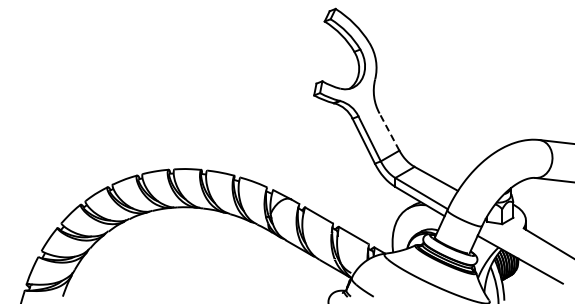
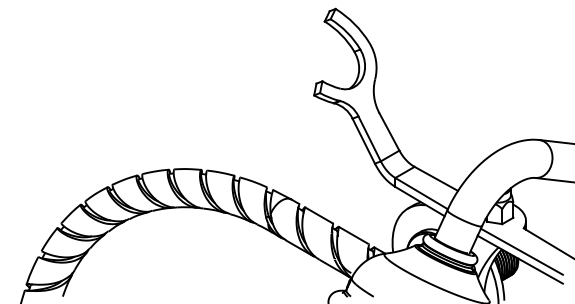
line: dashed -> solid (389, 131)
line: none -> present (521, 251)
